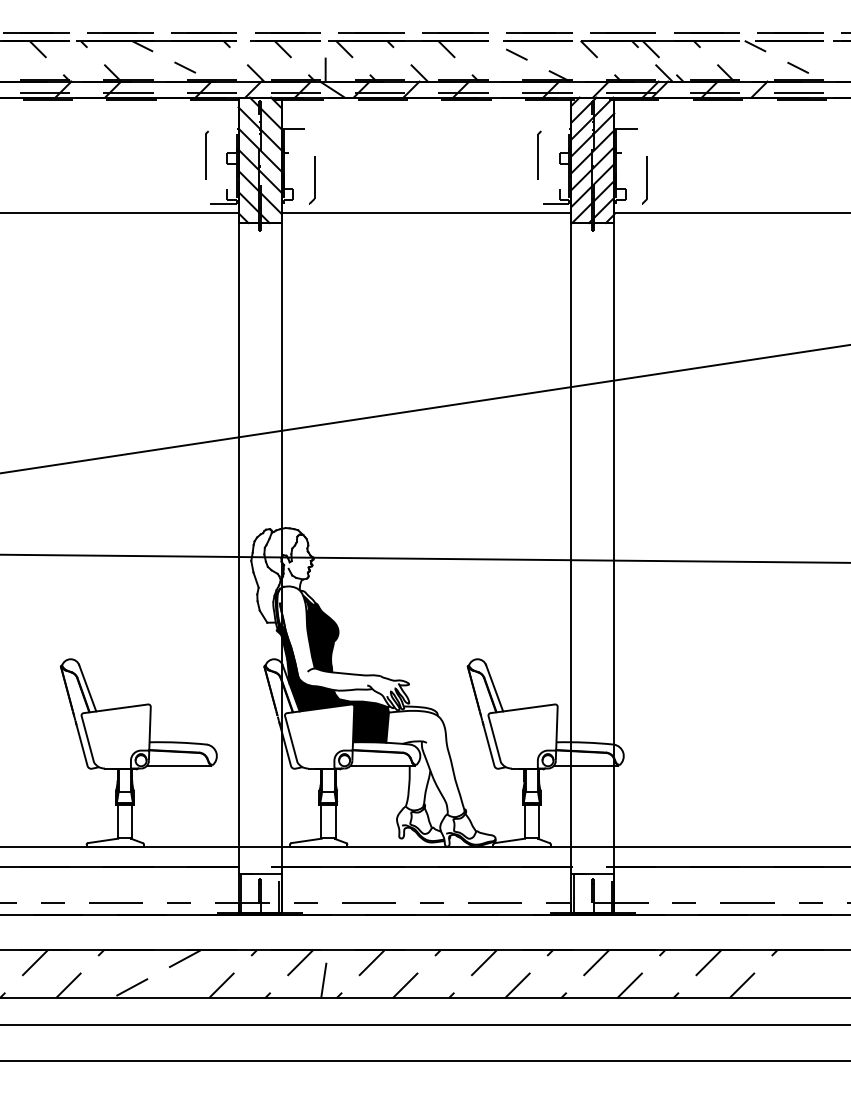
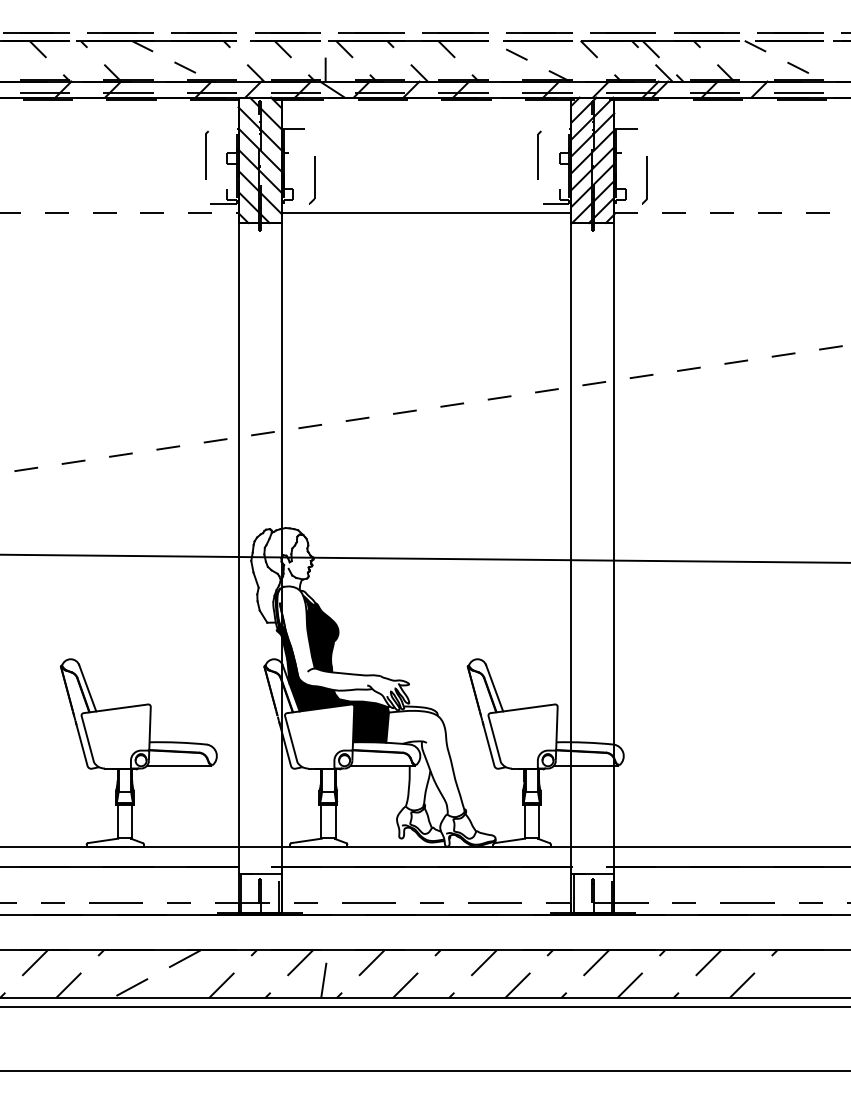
line: solid -> dashed (119, 213)
line: solid -> dashed (732, 213)
line: solid -> dashed (425, 409)
line position: (424, 1025) -> (424, 1007) (424, 1007)
line position: (424, 1061) -> (424, 1071) (424, 1071)
